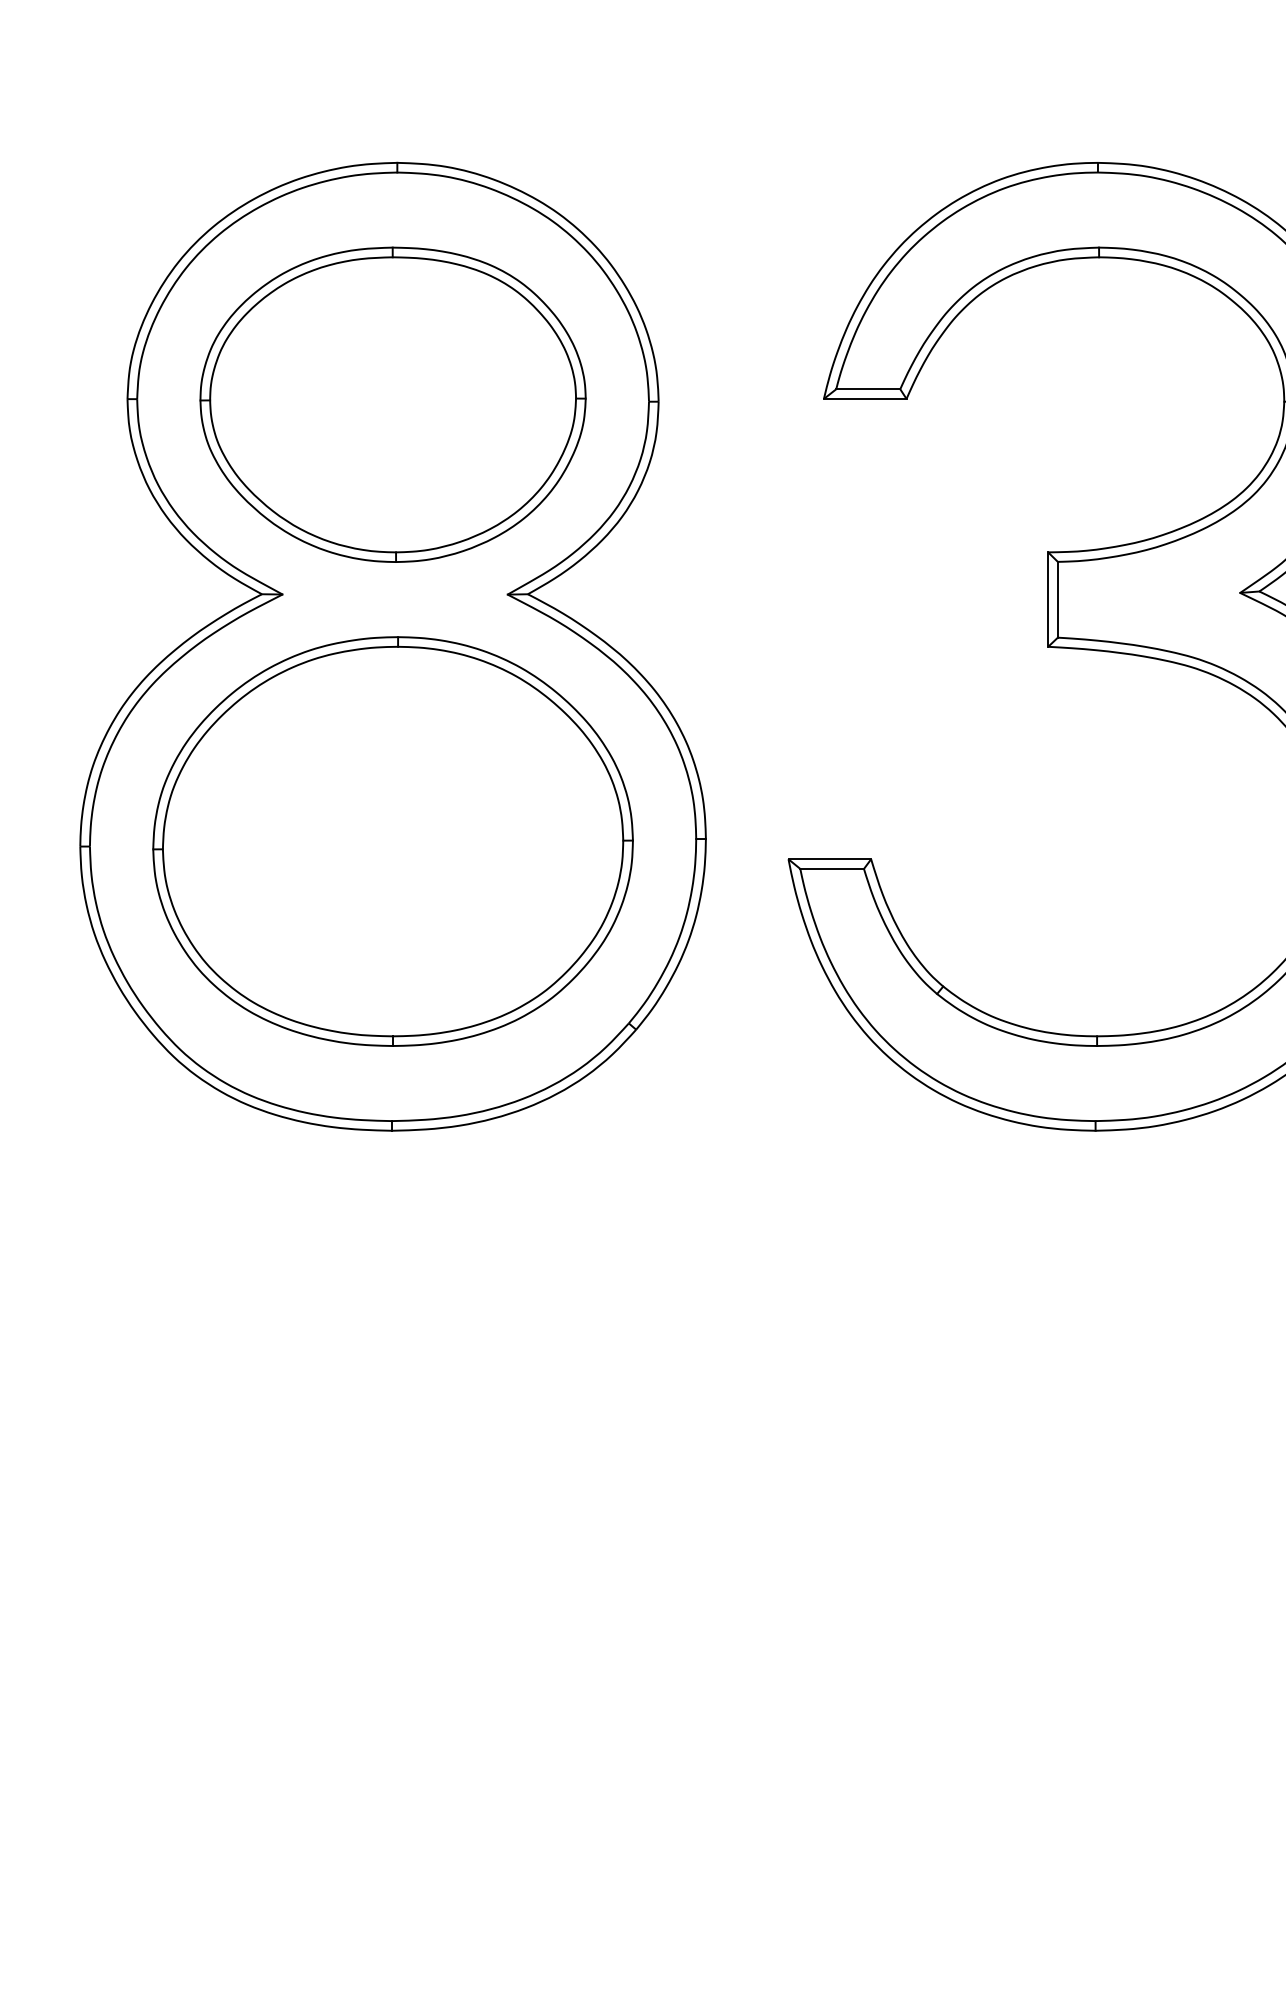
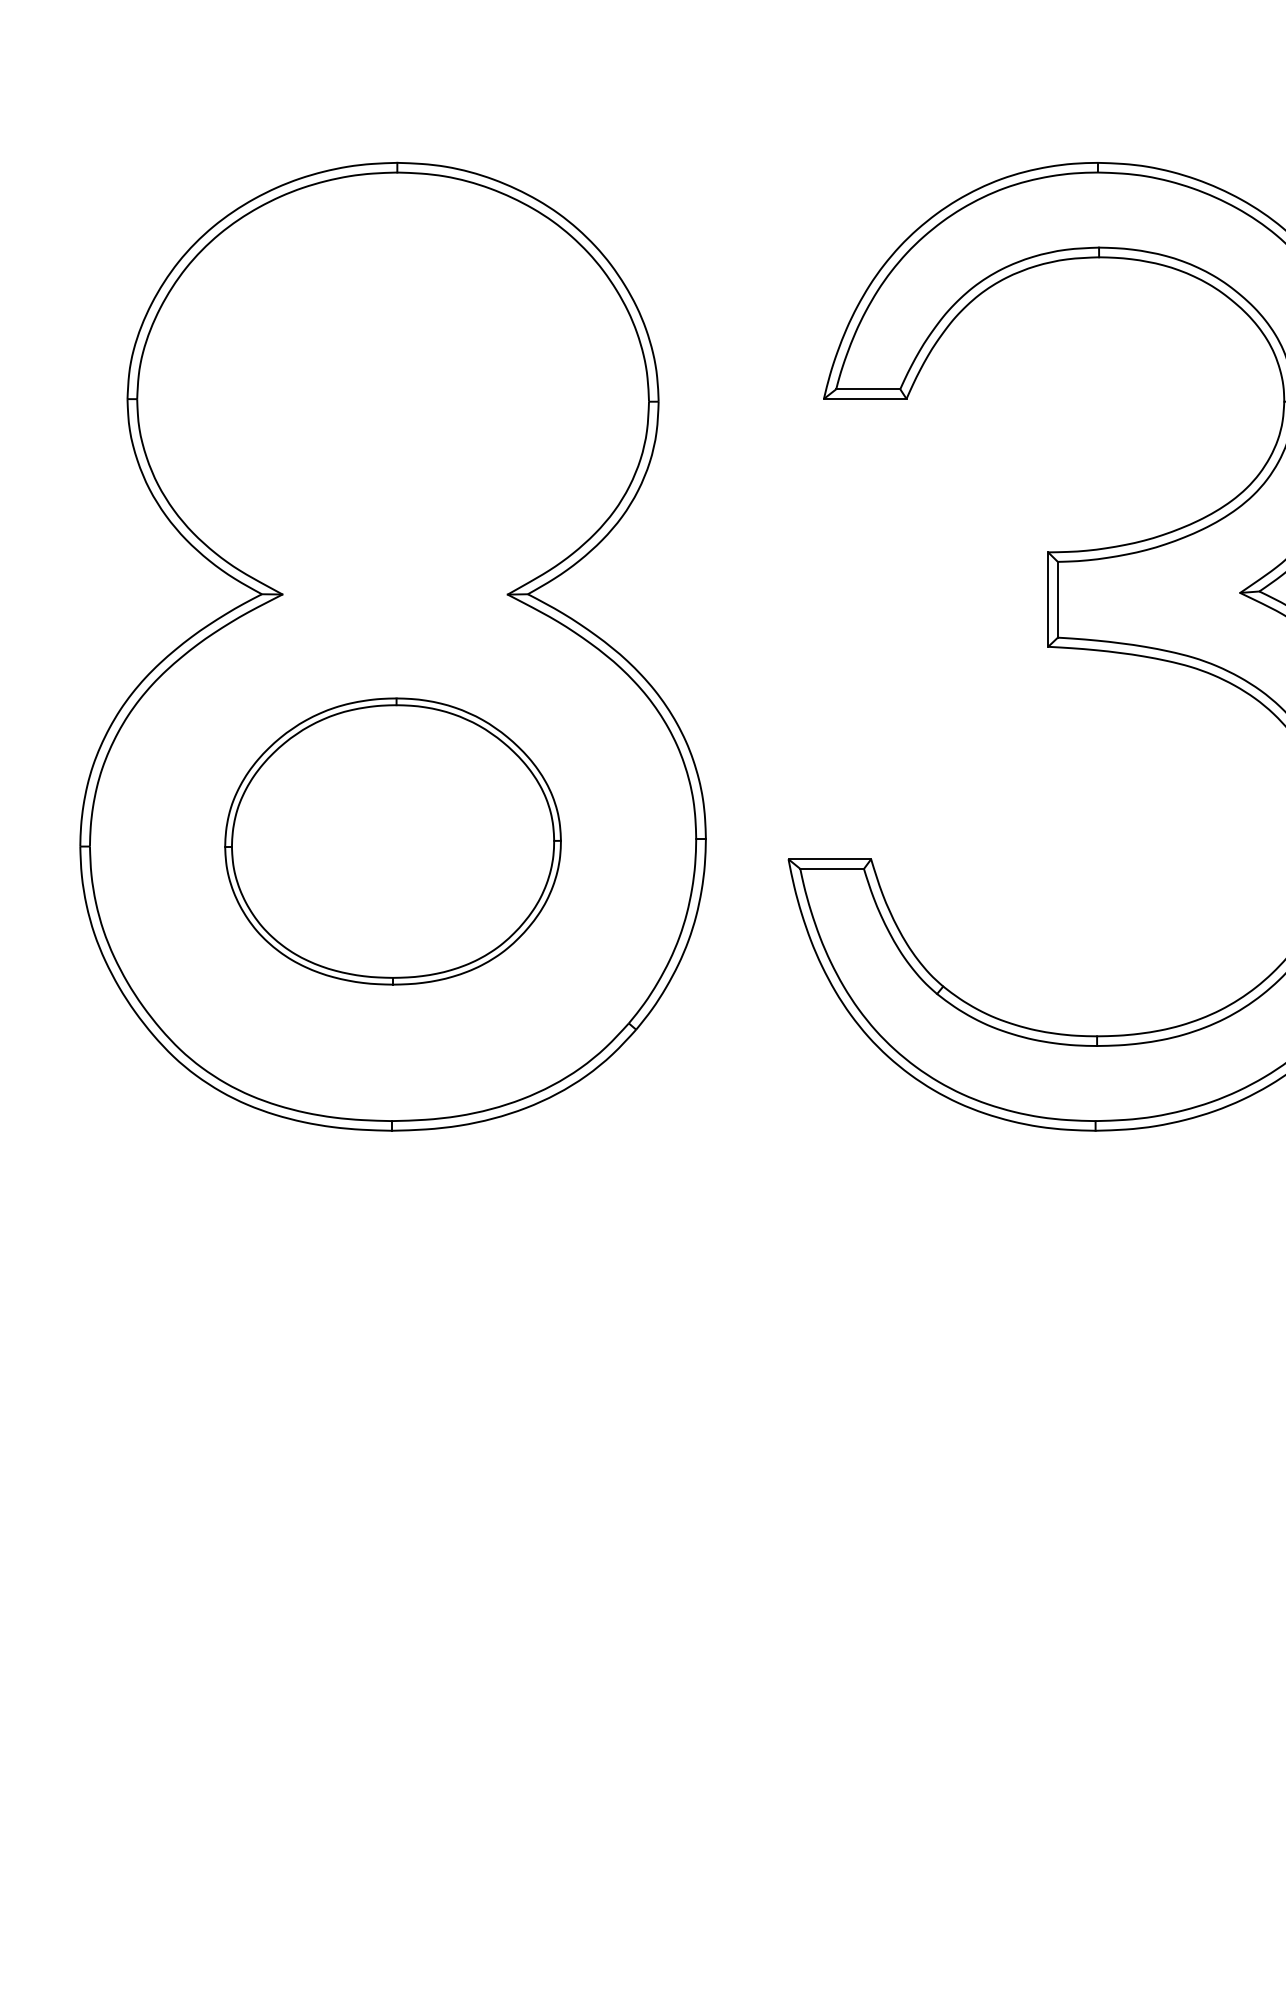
part: present -> none (392, 404)
part size: 482x411 px -> 338x289 px (392, 841)
